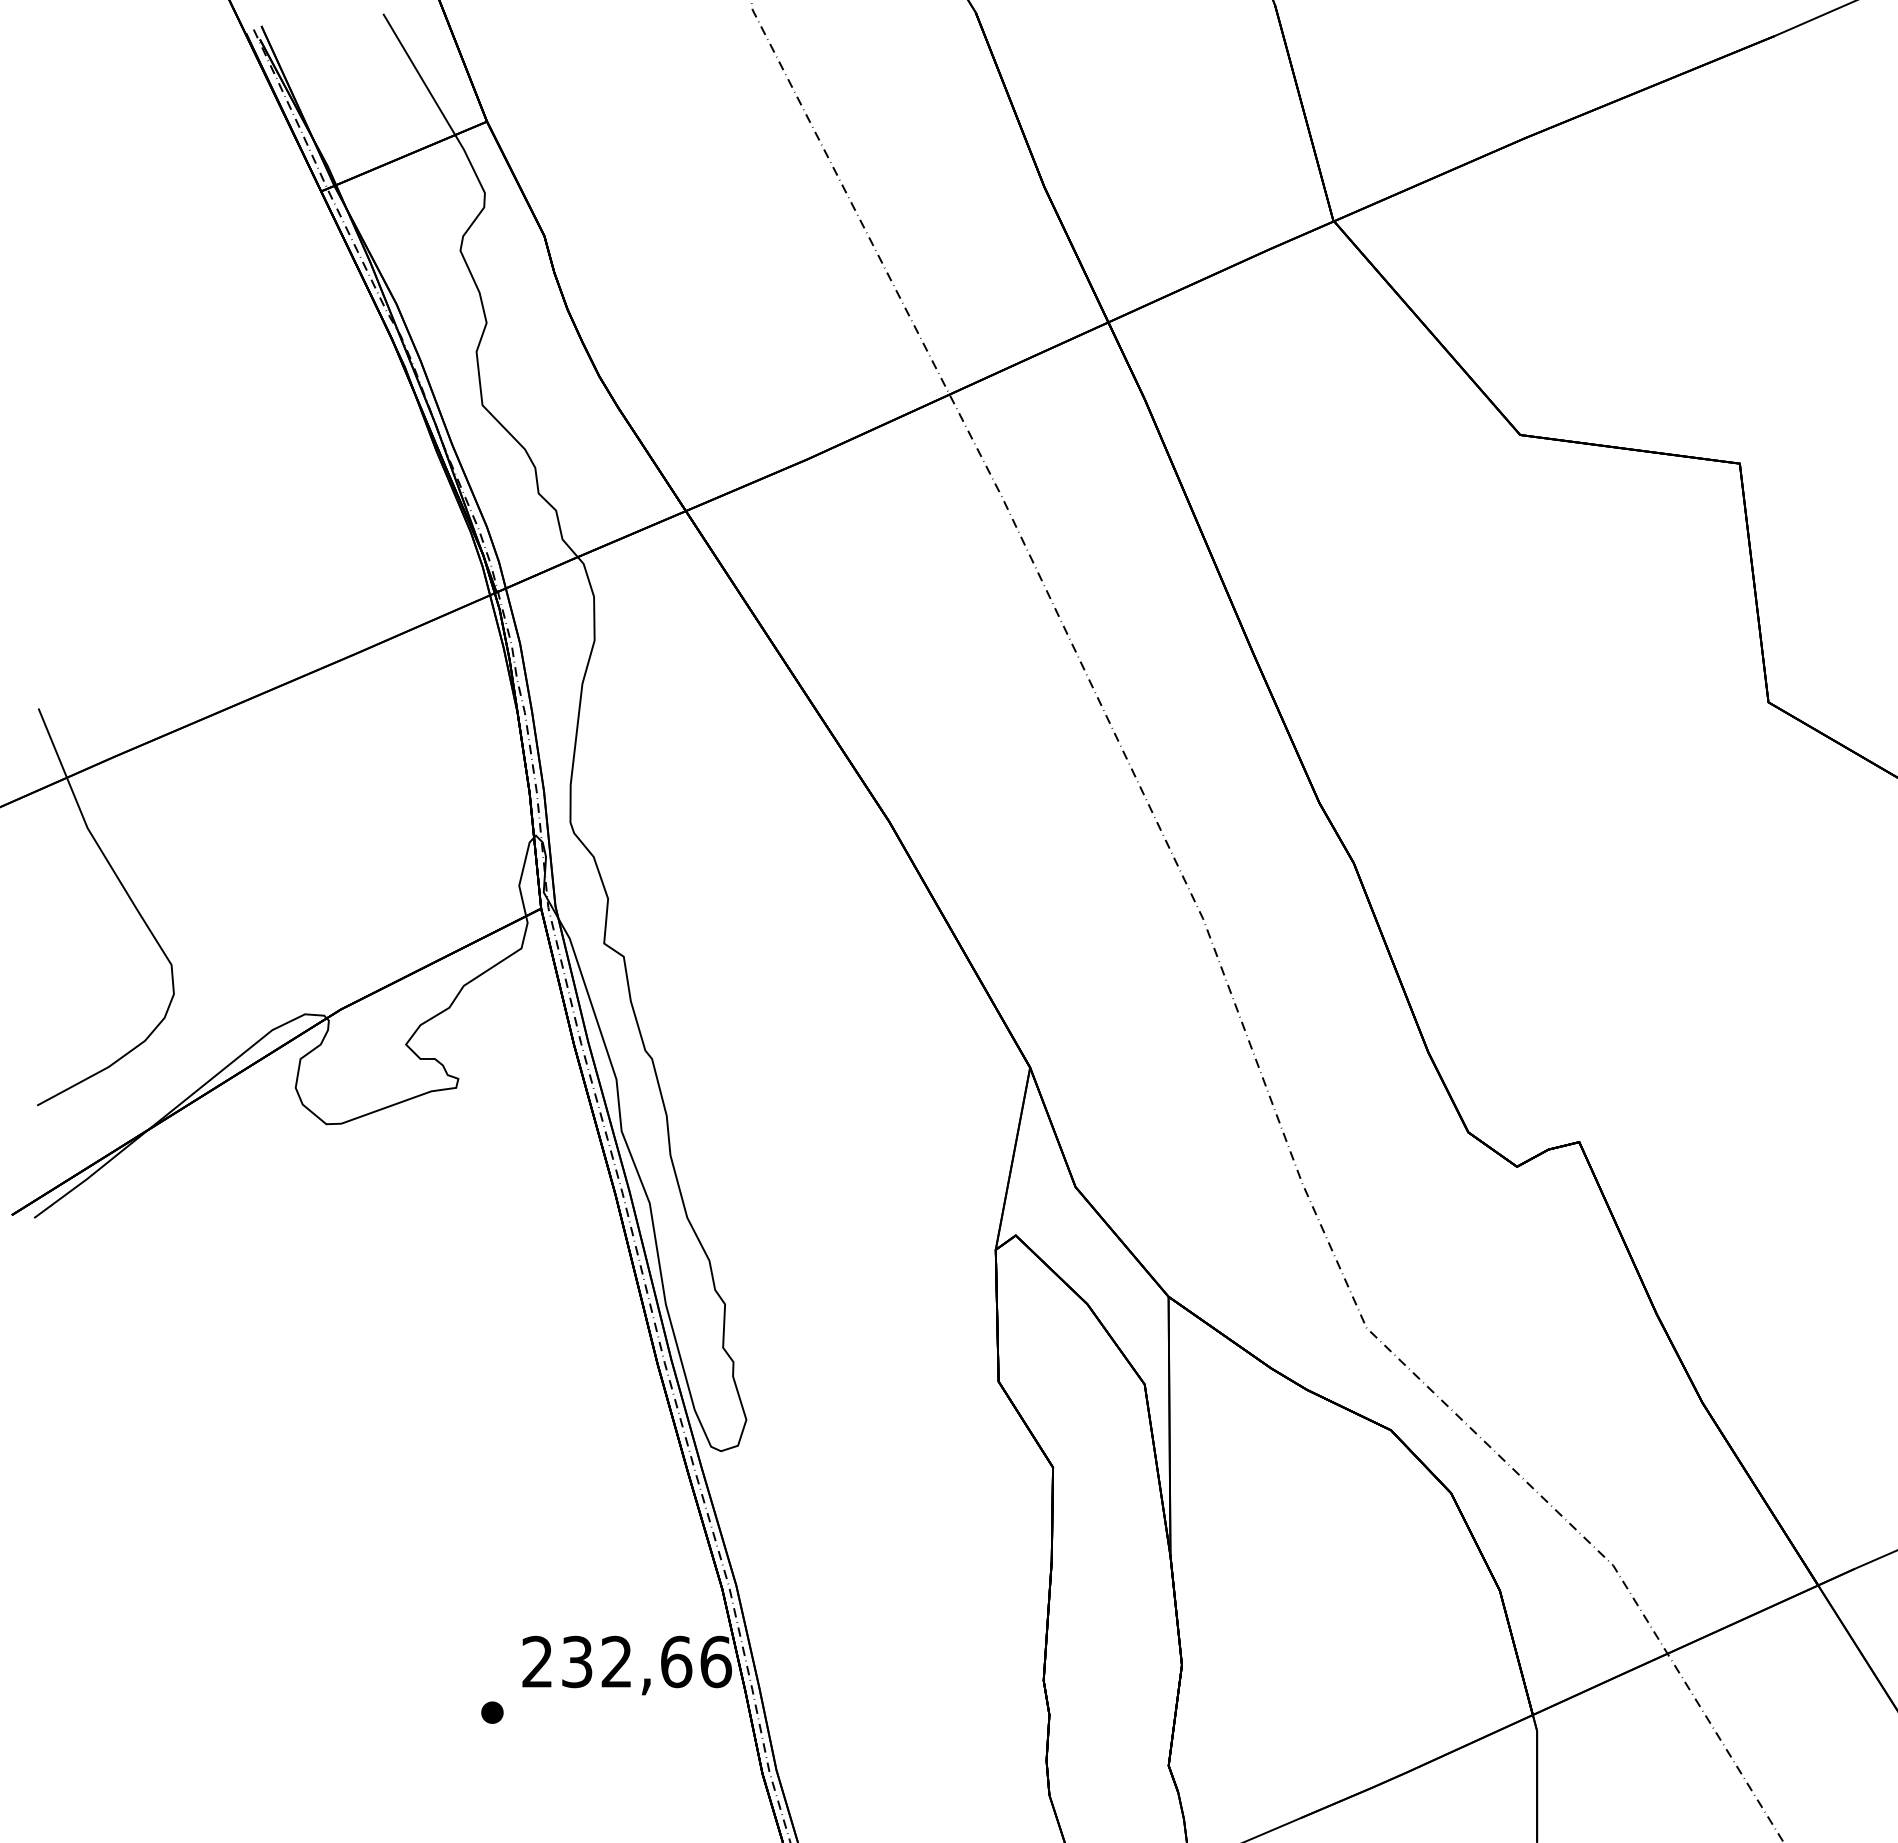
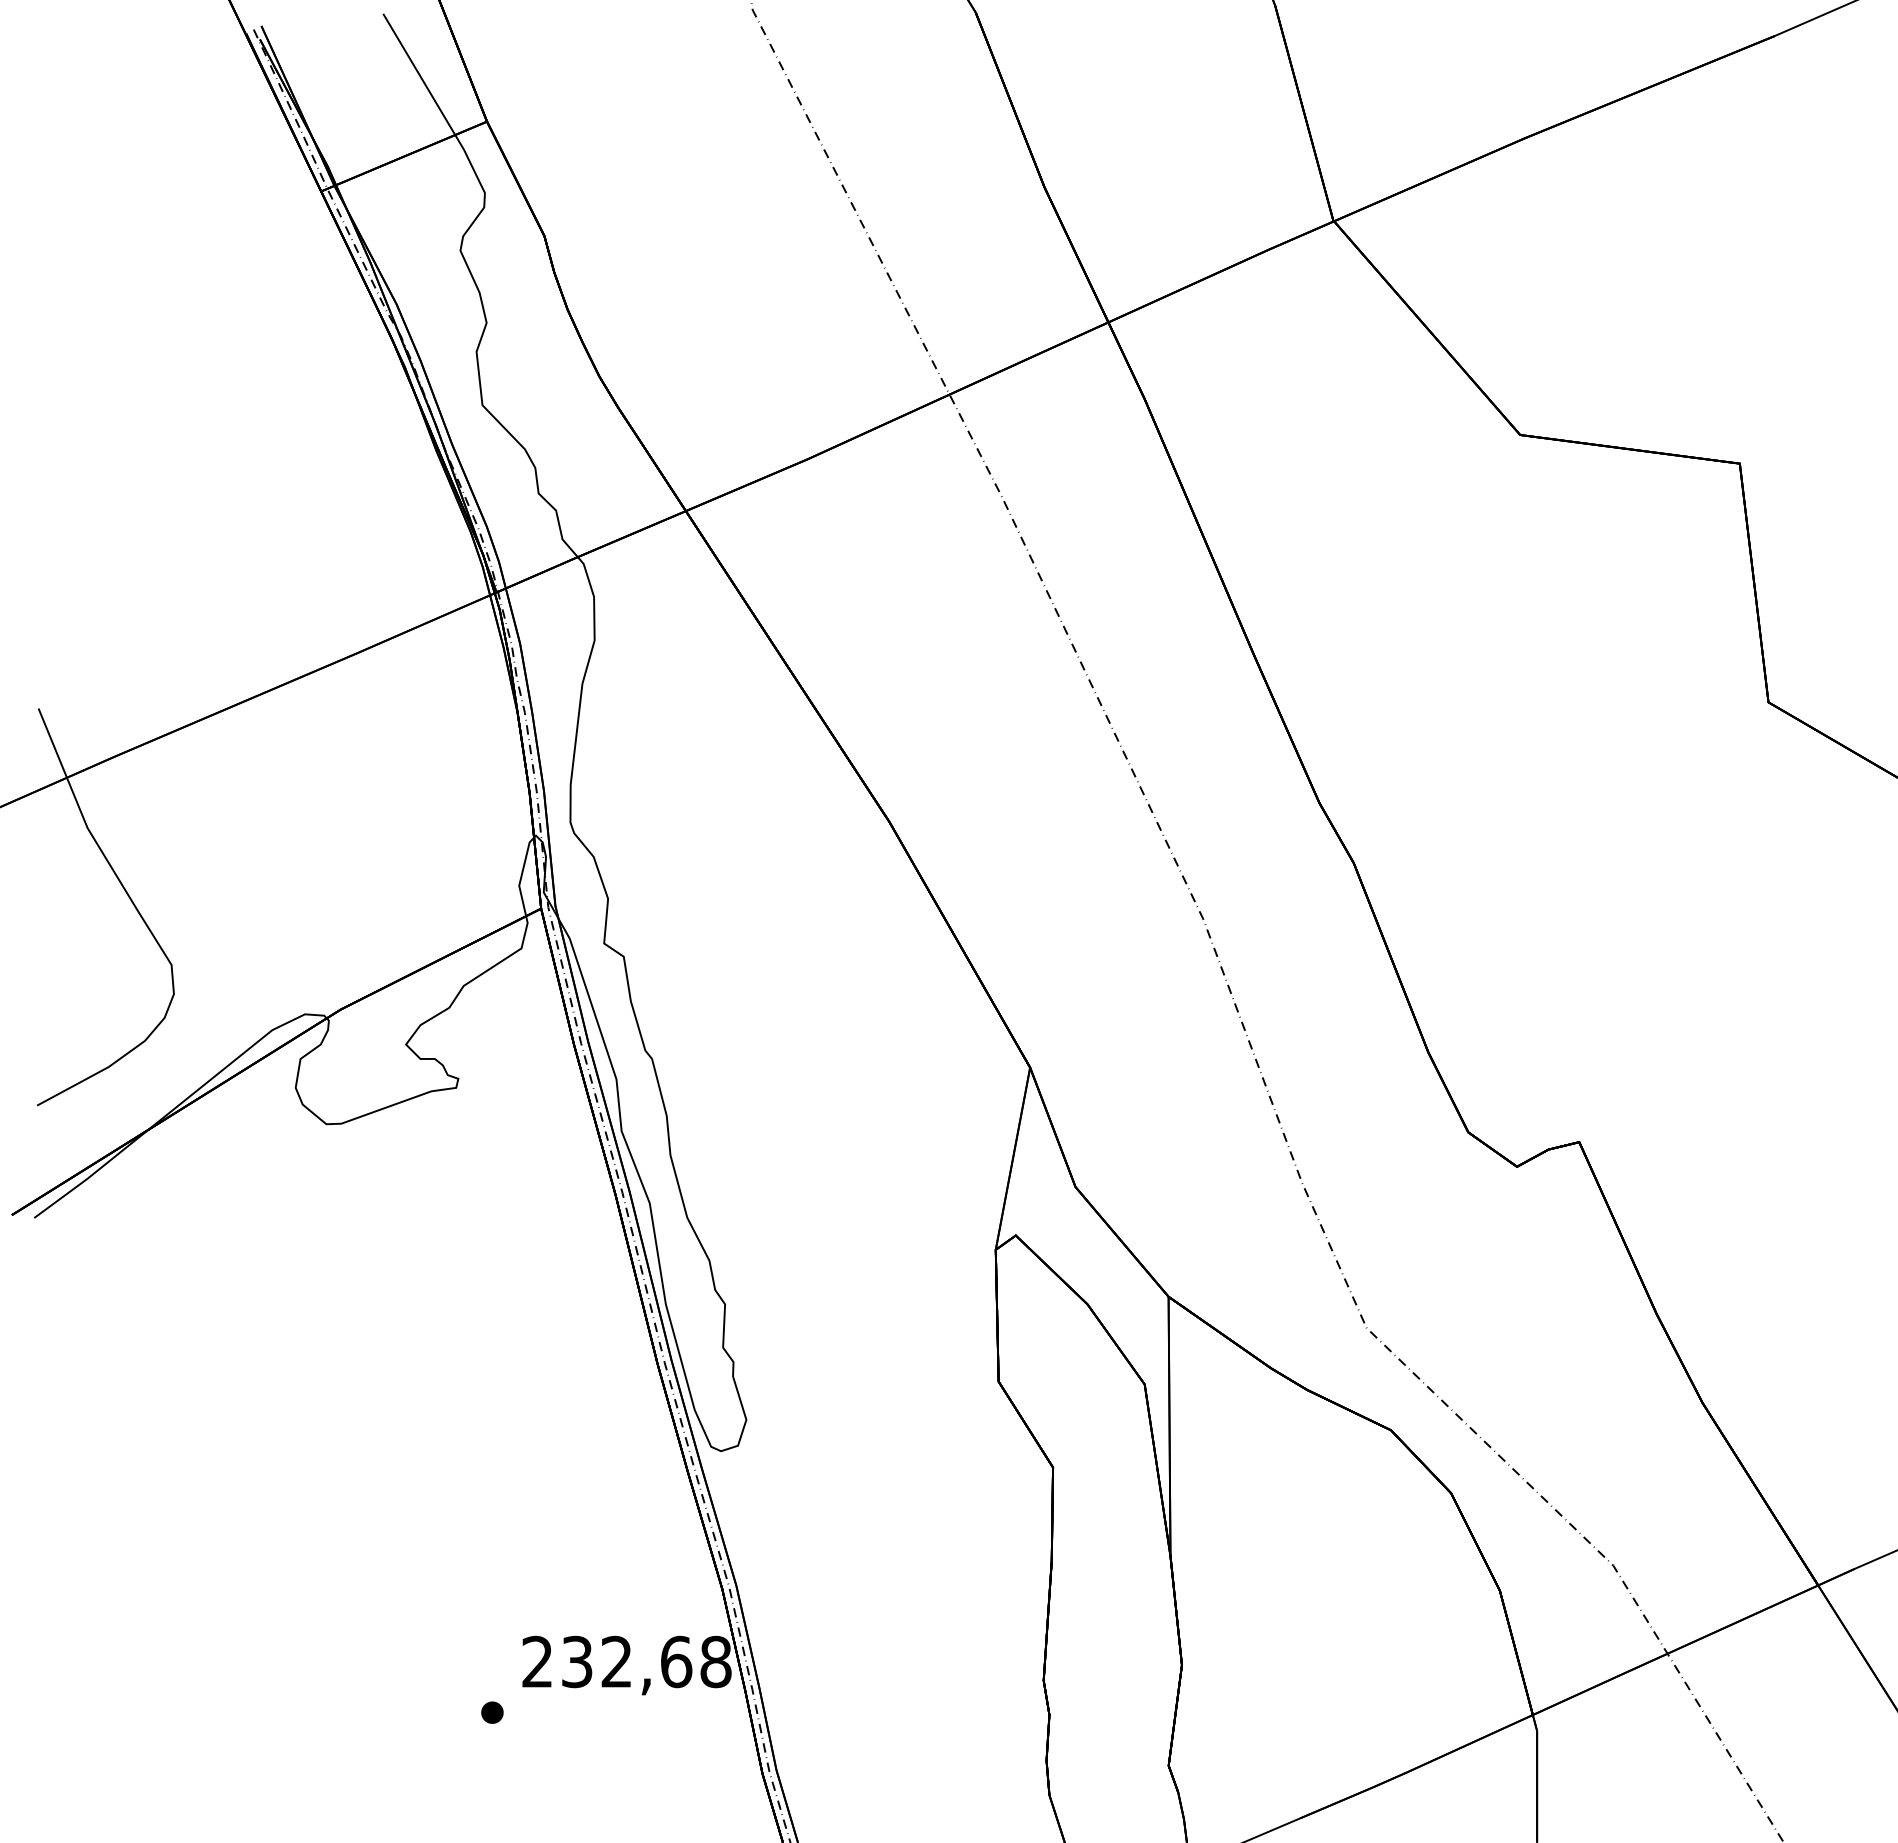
text: 232,66 -> 232,68 (715, 1661)
